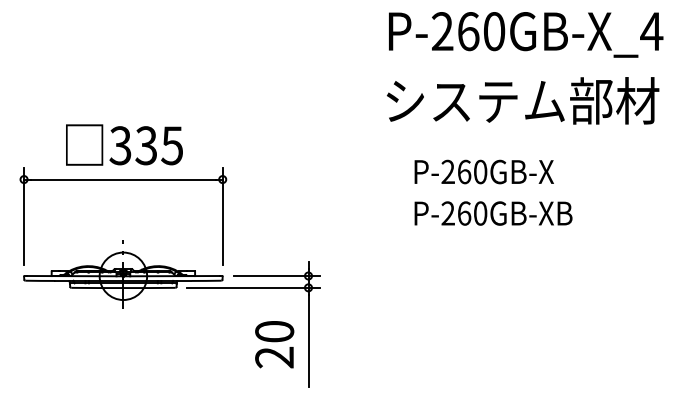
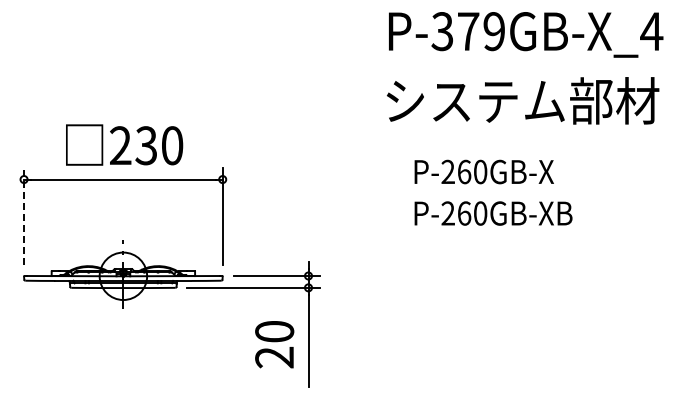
text: P-260GB-X_4 -> P-379GB-X_4 (468, 31)
text: 335 -> 230 (146, 145)
line: solid -> dashed (24, 216)
